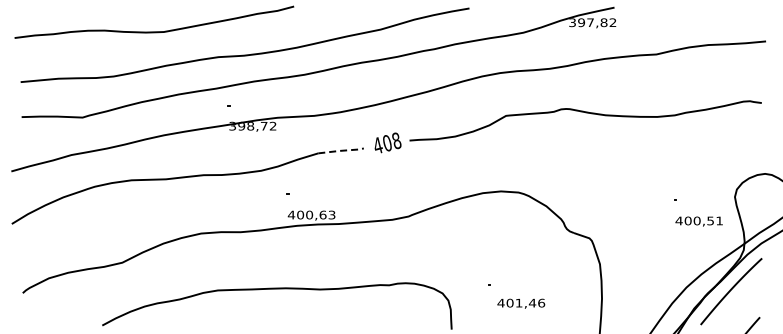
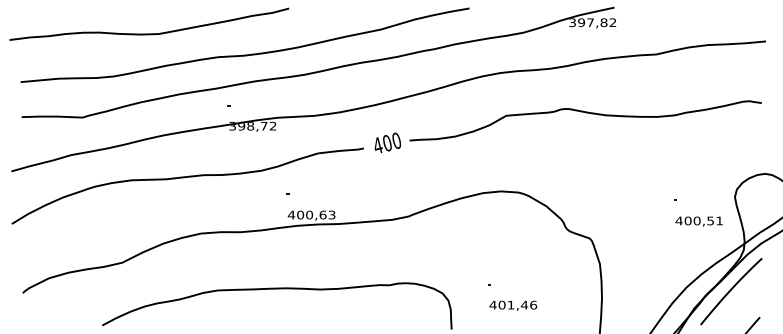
curve position: (154, 31) -> (149, 33) (149, 33)
text: 408 -> 400 (396, 140)
line: dashed -> solid (341, 150)
text position: (521, 303) -> (513, 305) (513, 305)
